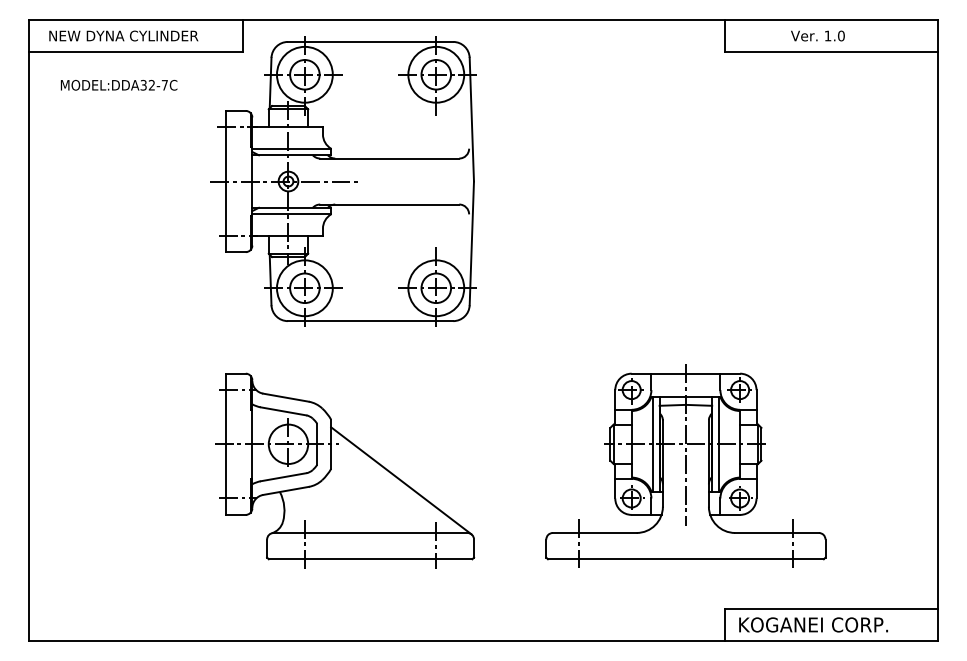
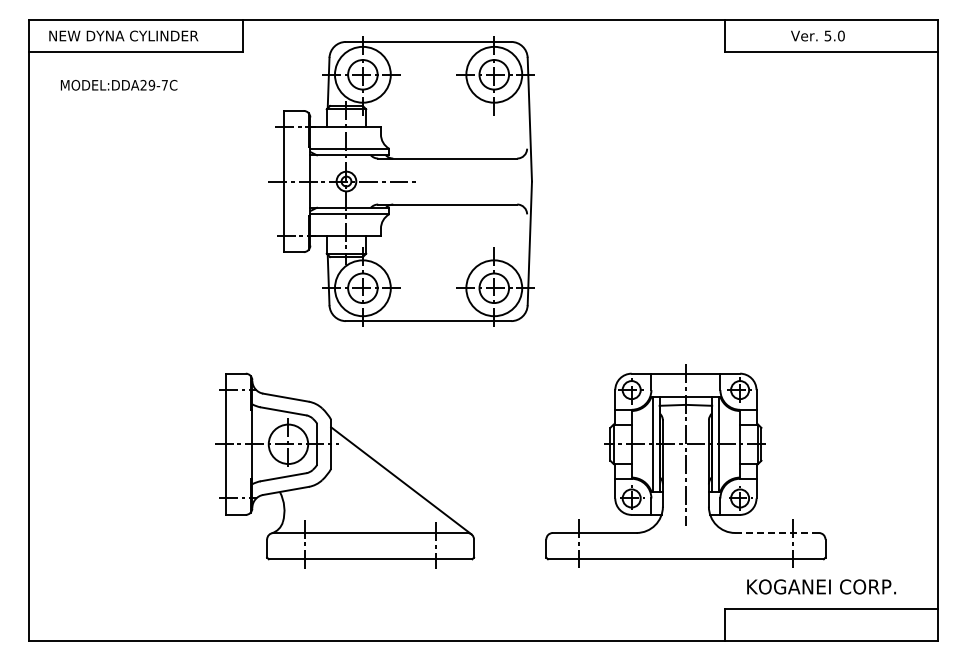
text: 1.0 -> 5.0 (827, 35)
text: MODEL:DDA32-7C -> MODEL:DDA29-7C (147, 85)
part position: (343, 181) -> (401, 181) (401, 181)
line: solid -> dashed (777, 532)
text position: (813, 624) -> (821, 586) (821, 586)
